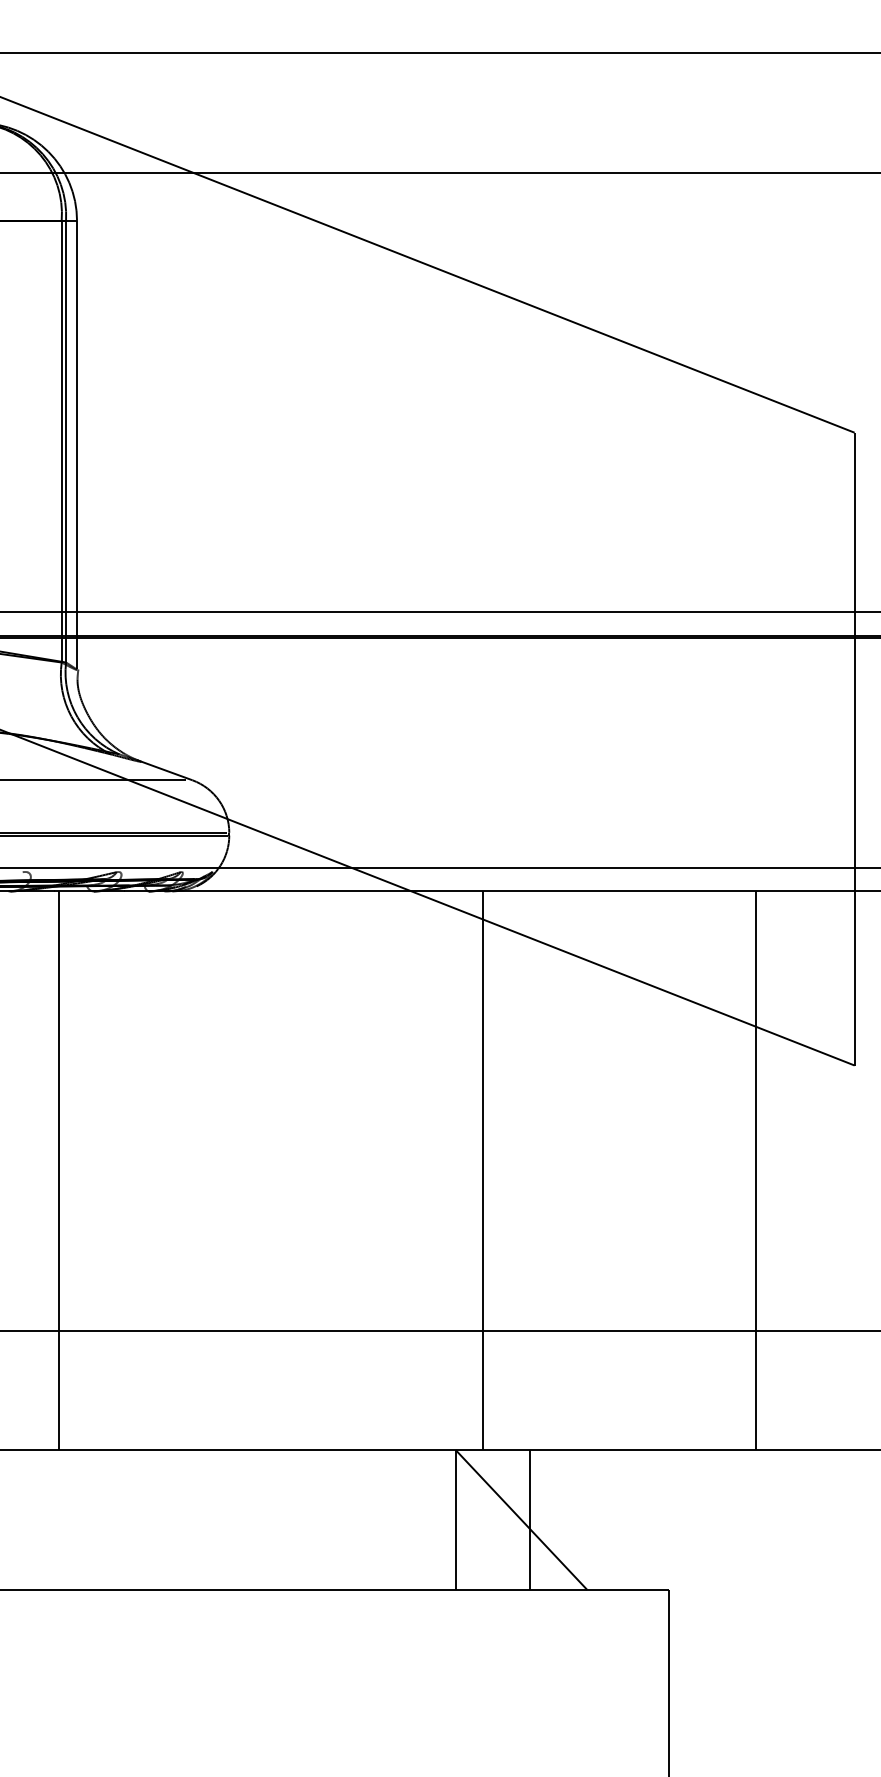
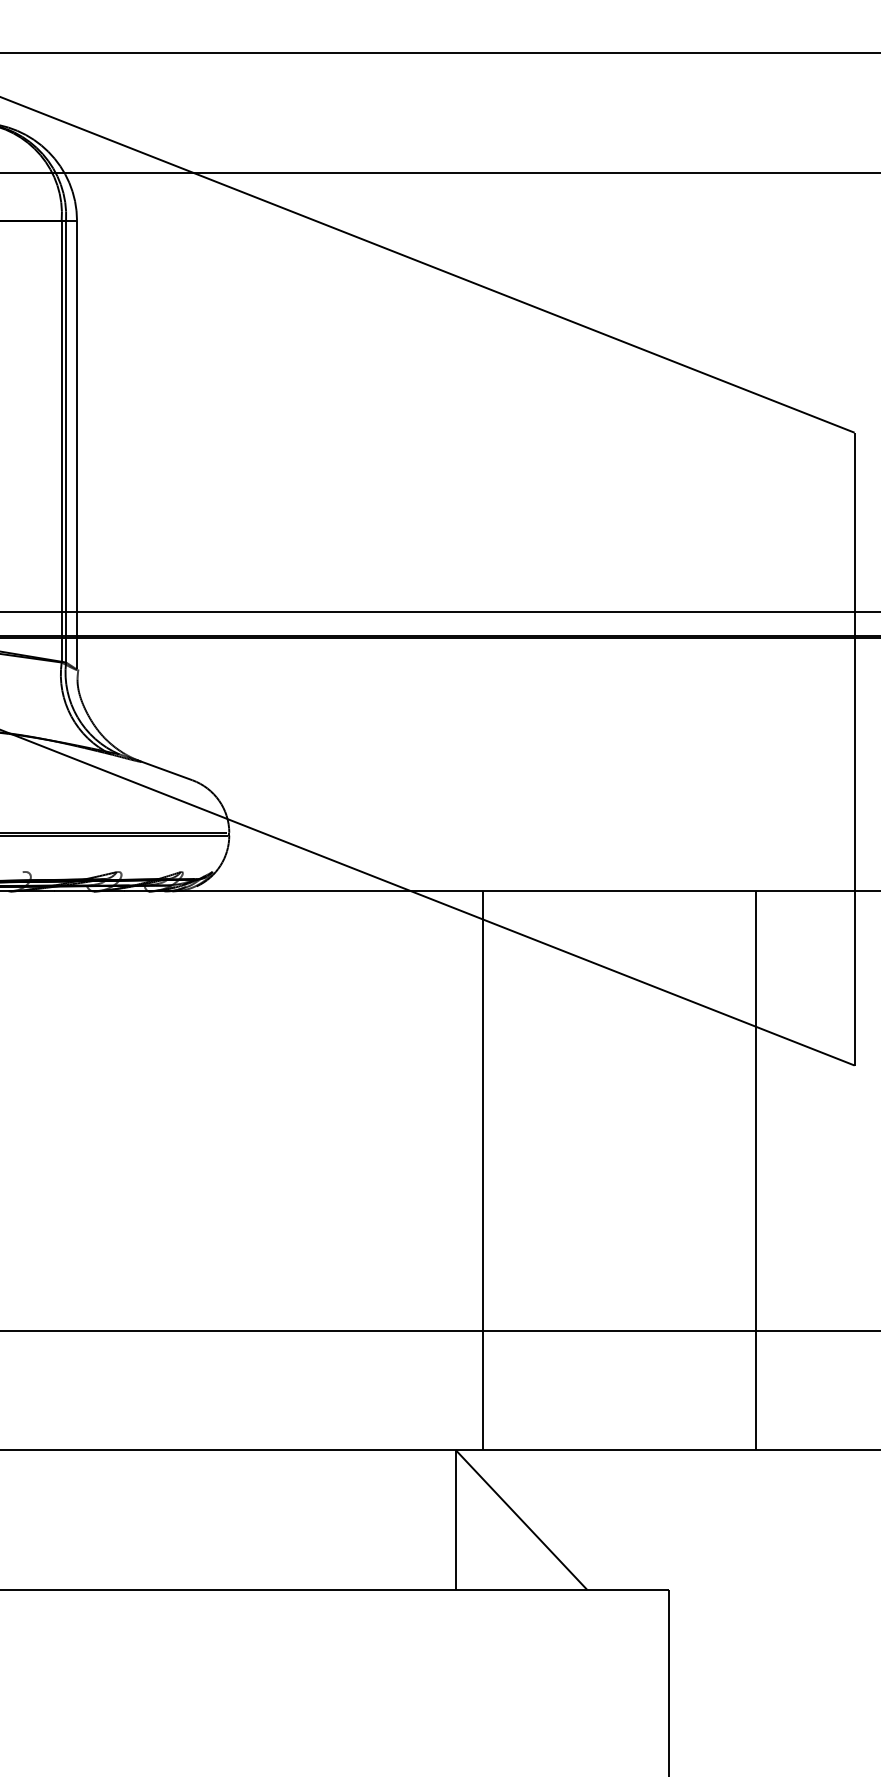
line: present -> none (94, 780)
line: present -> none (439, 867)
line: present -> none (58, 1170)
line: present -> none (529, 1519)
